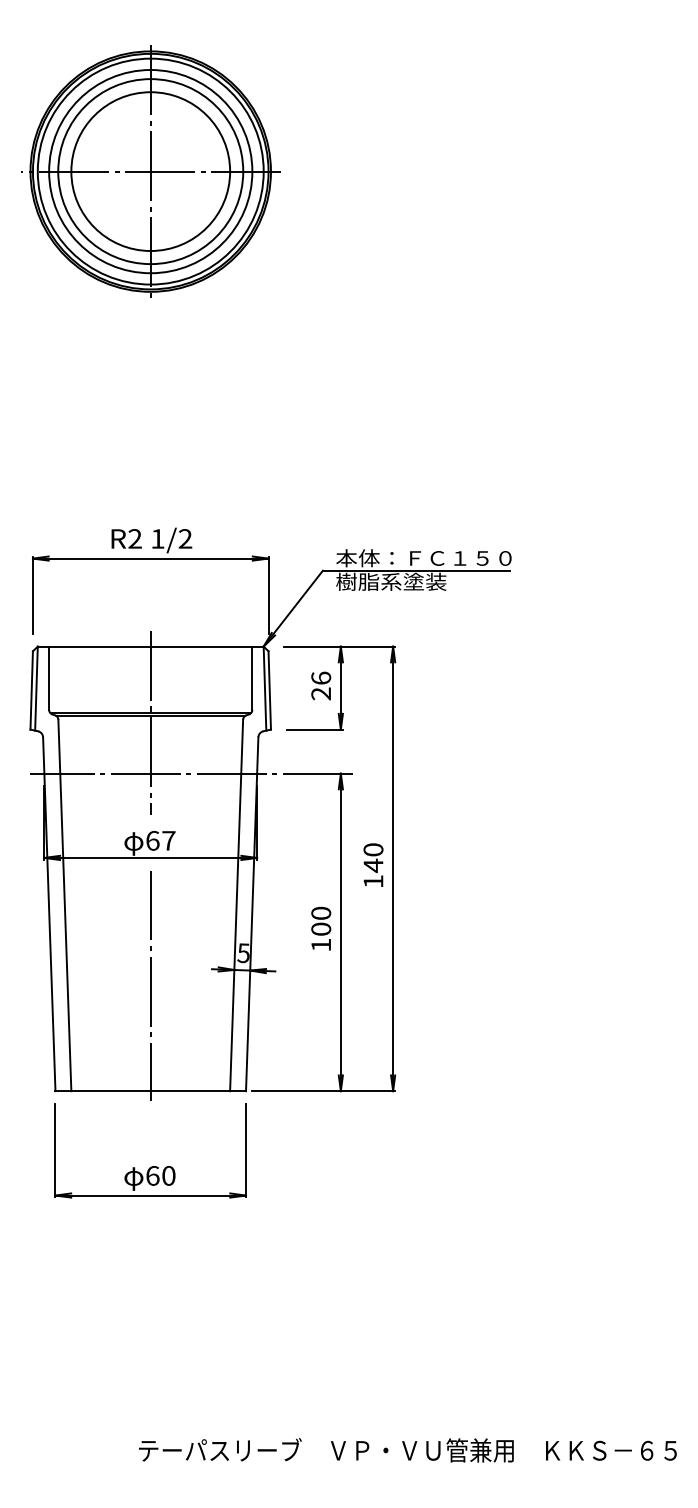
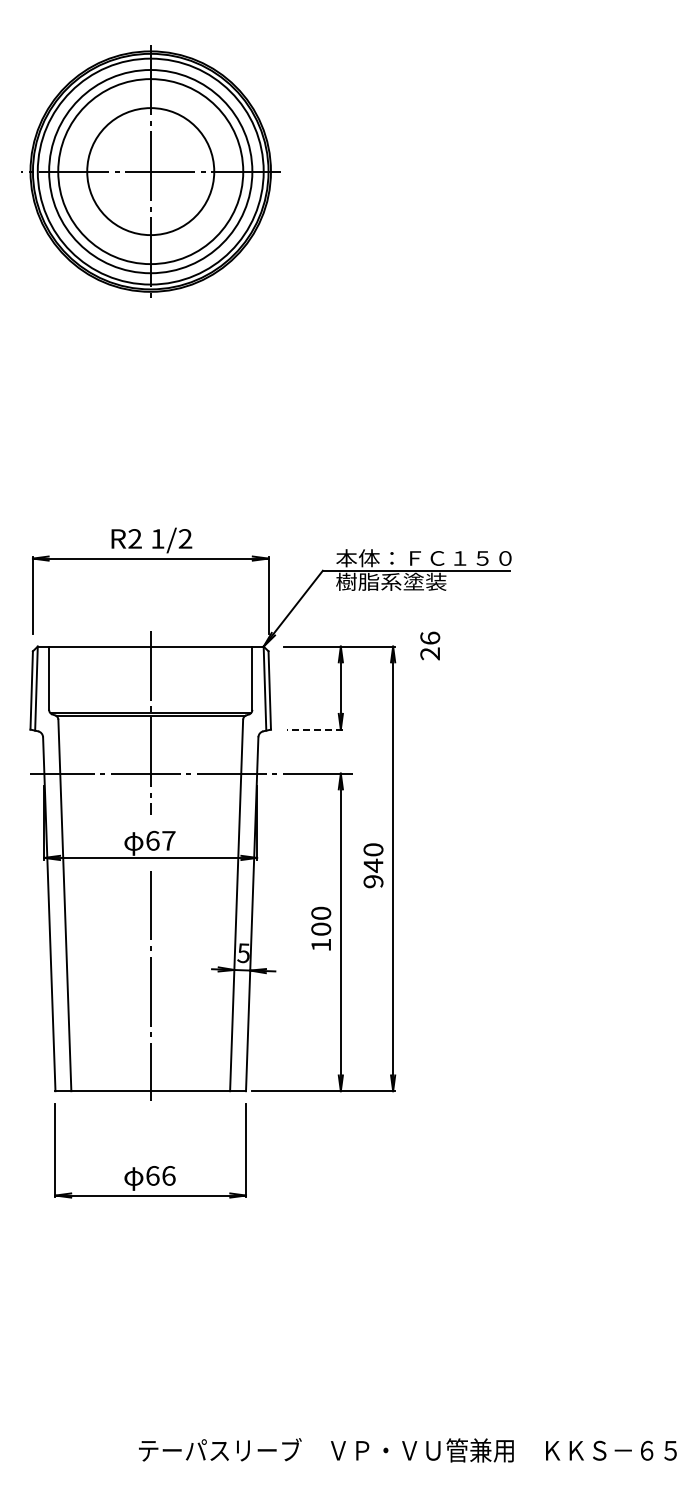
circle diameter: 159 px -> 127 px (150, 171)
text position: (321, 685) -> (430, 645) (430, 645)
line: solid -> dashed (314, 729)
text: 140 -> 940 (373, 881)
text: 60 -> 66 (168, 1175)
